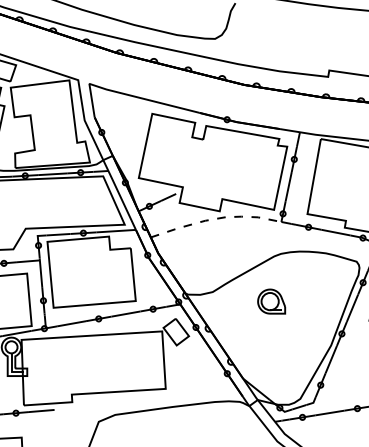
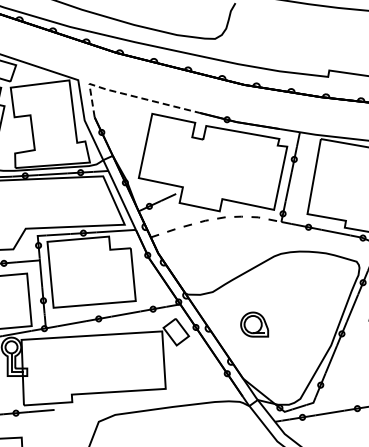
line: solid -> dashed (127, 94)
part position: (271, 301) -> (254, 324) (254, 324)
